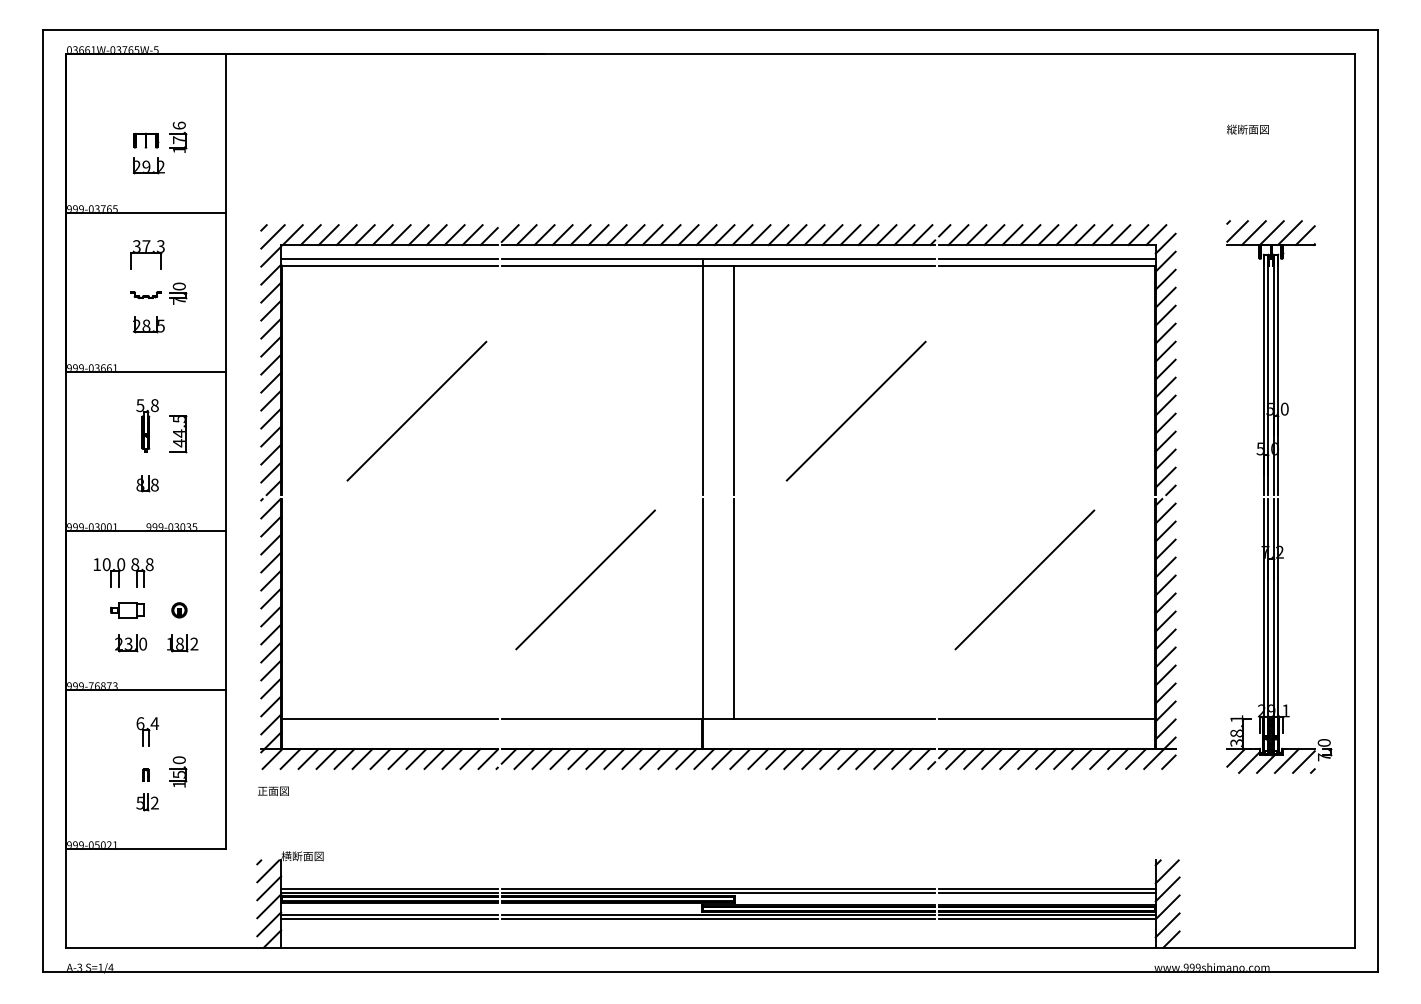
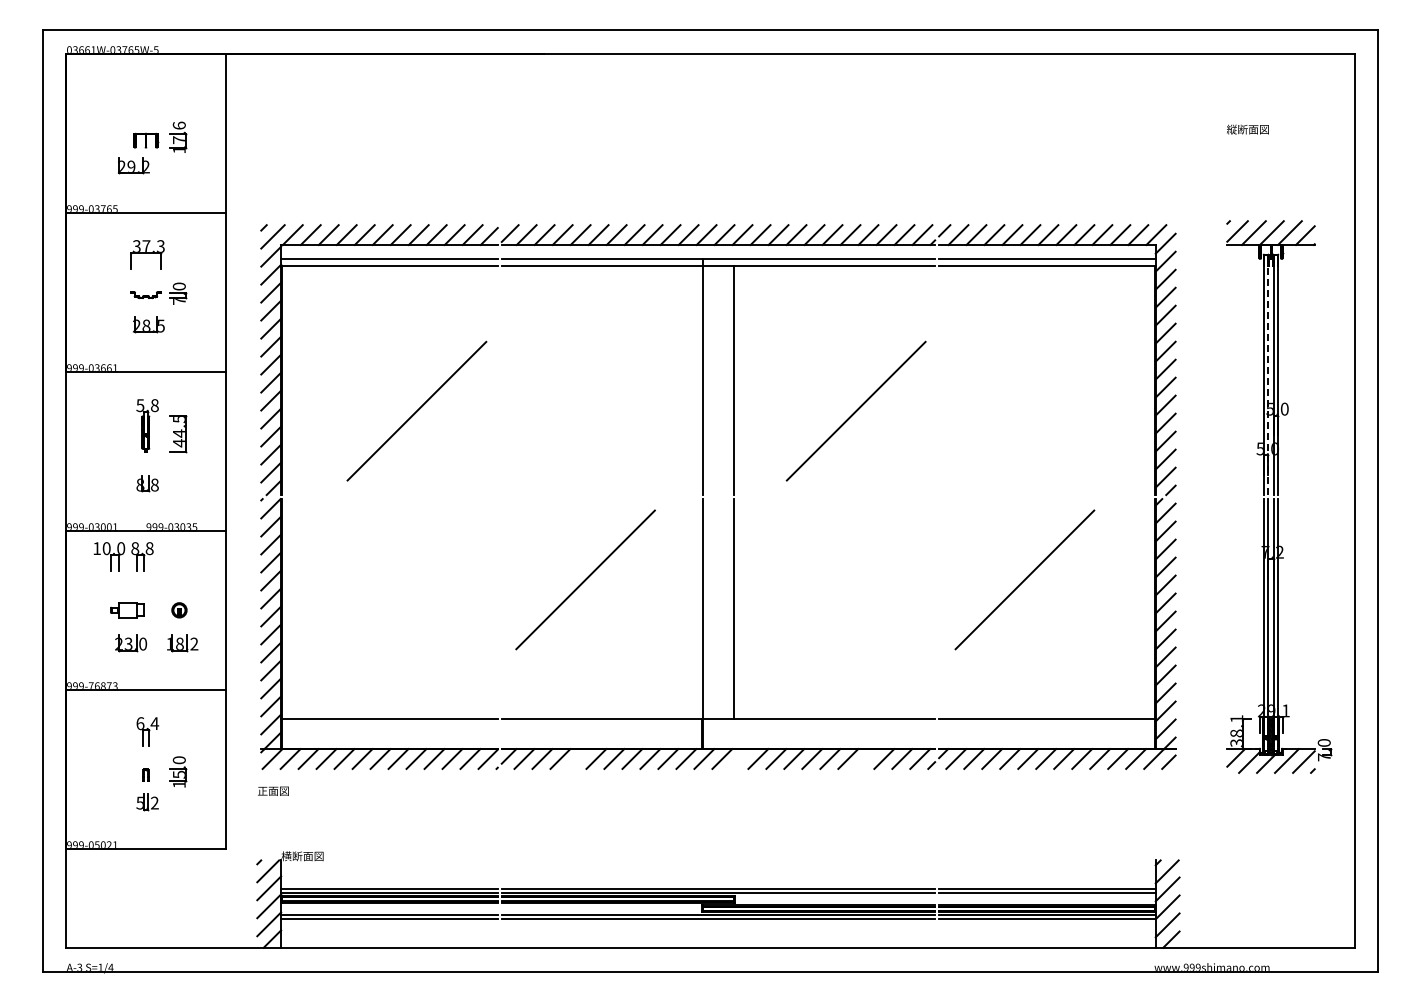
part position: (148, 165) -> (133, 165) (133, 165)
line: solid -> dashed (1268, 374)
part position: (123, 572) -> (123, 556) (123, 556)
line: present -> none (578, 758)
line: present -> none (740, 758)
line: present -> none (866, 758)
